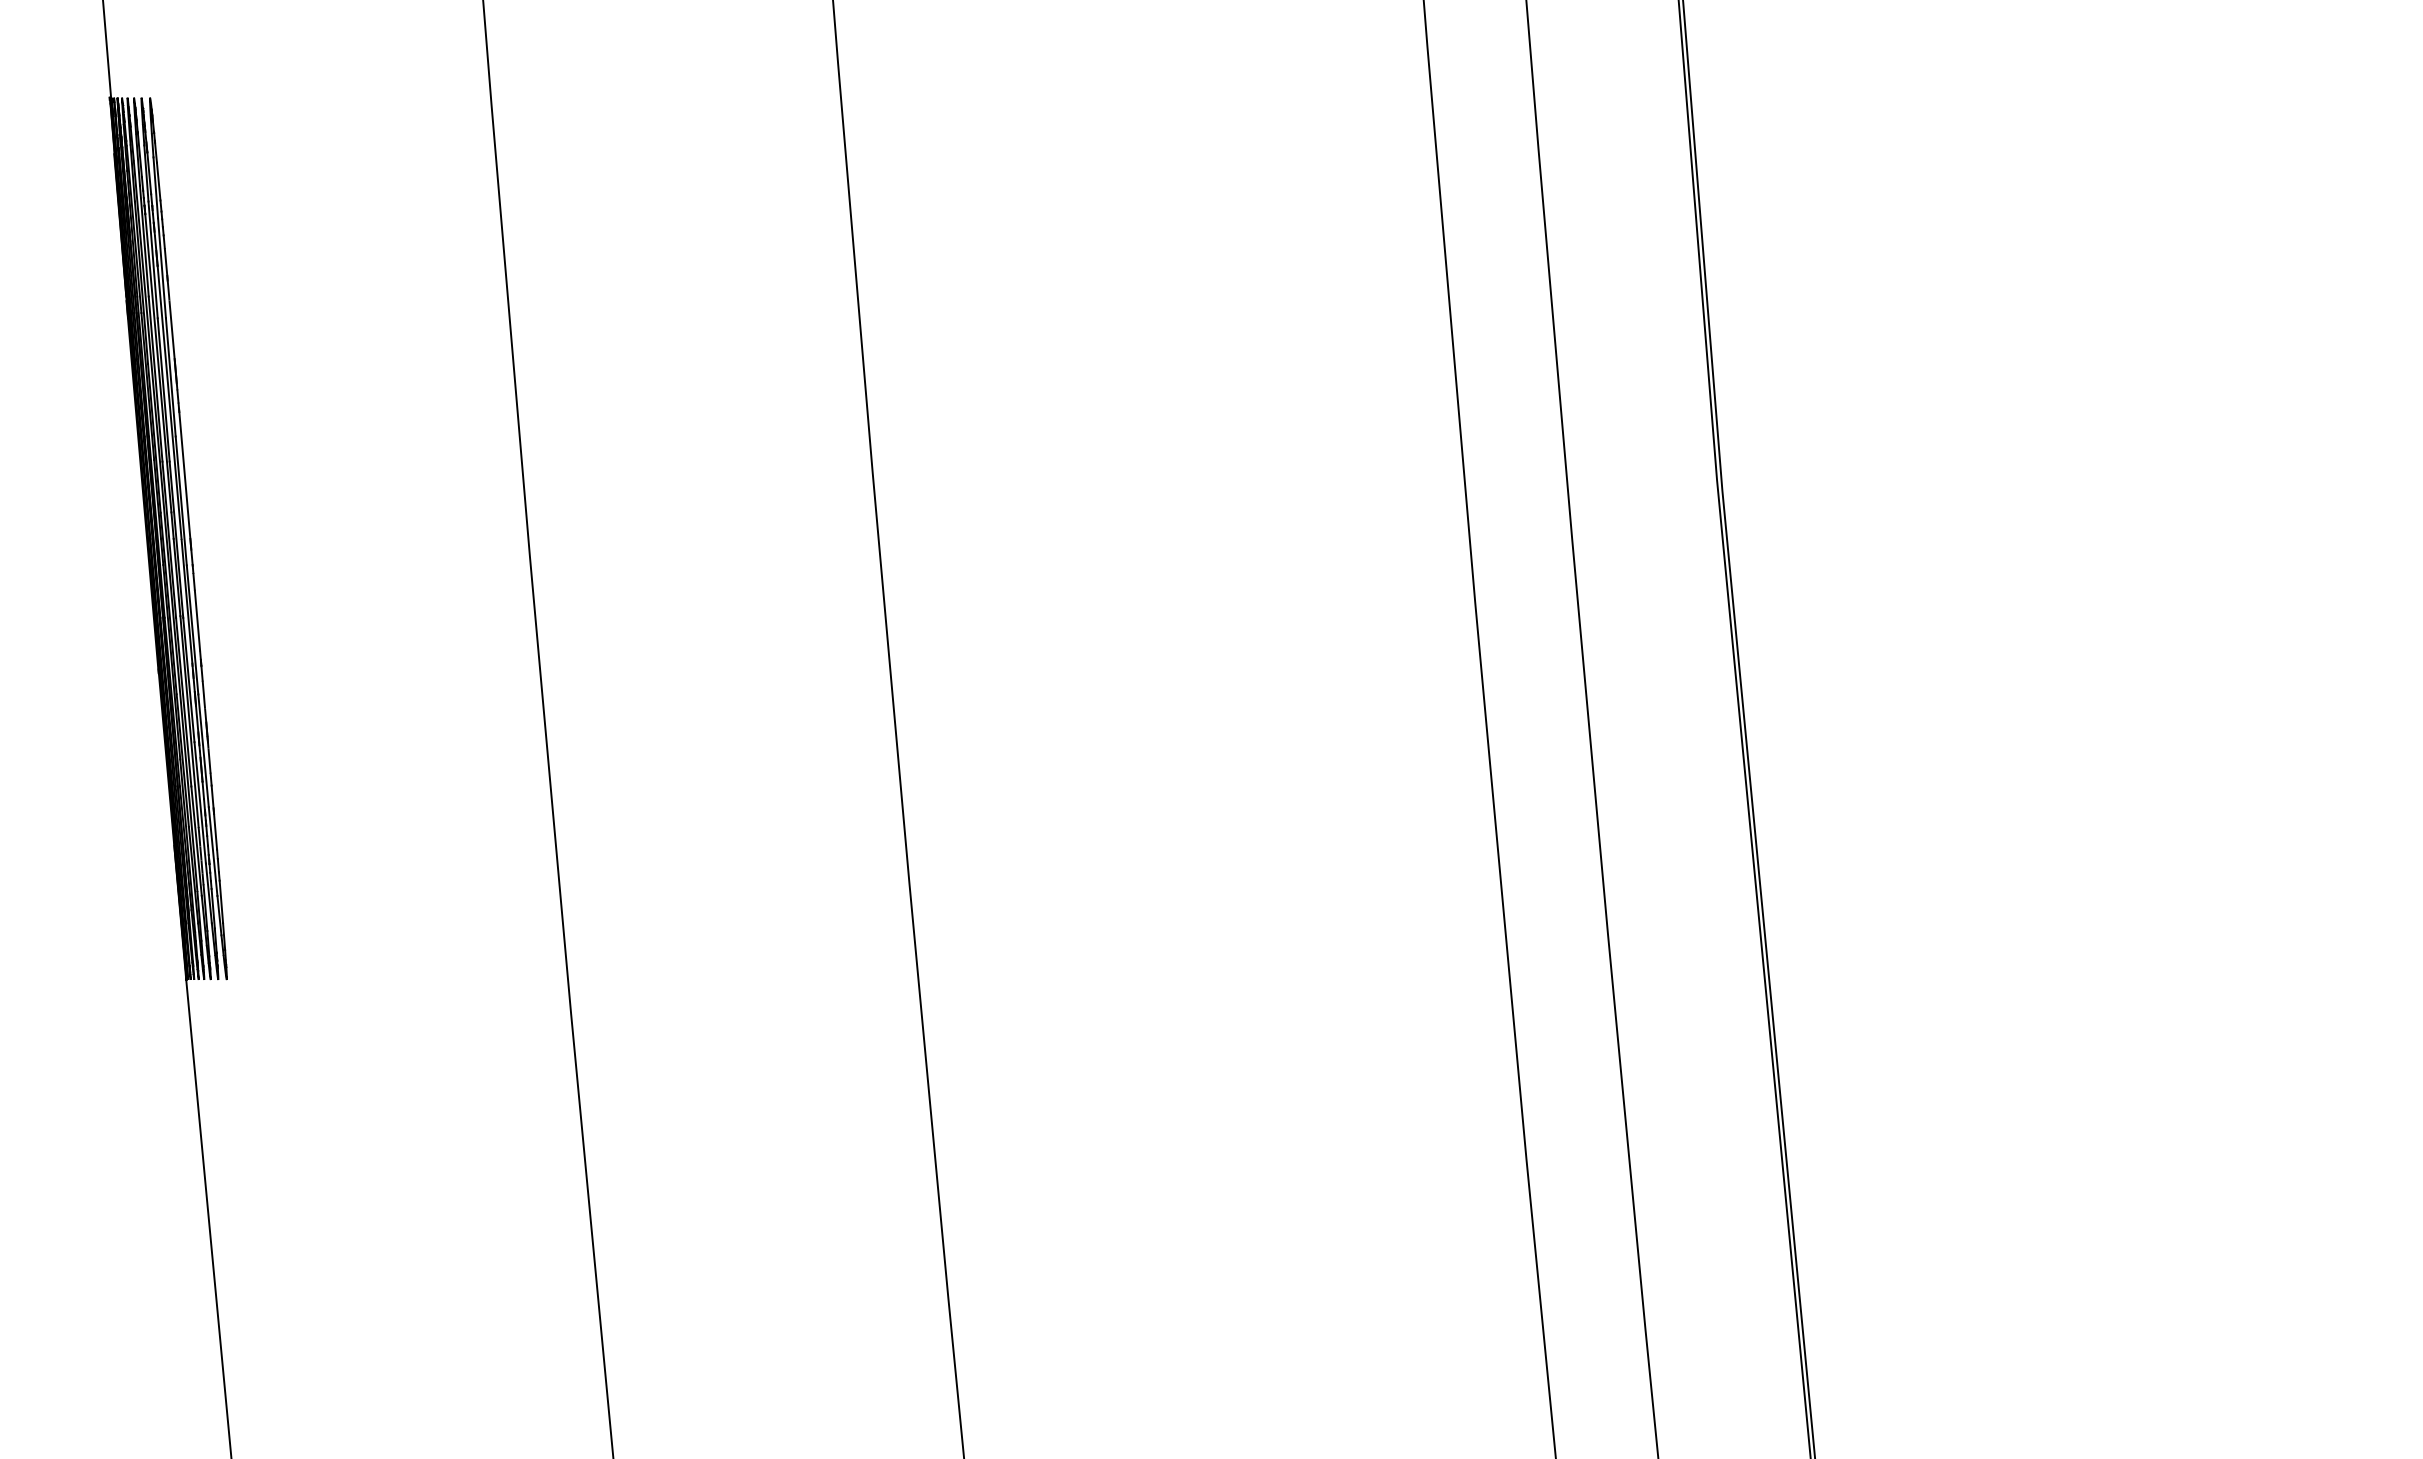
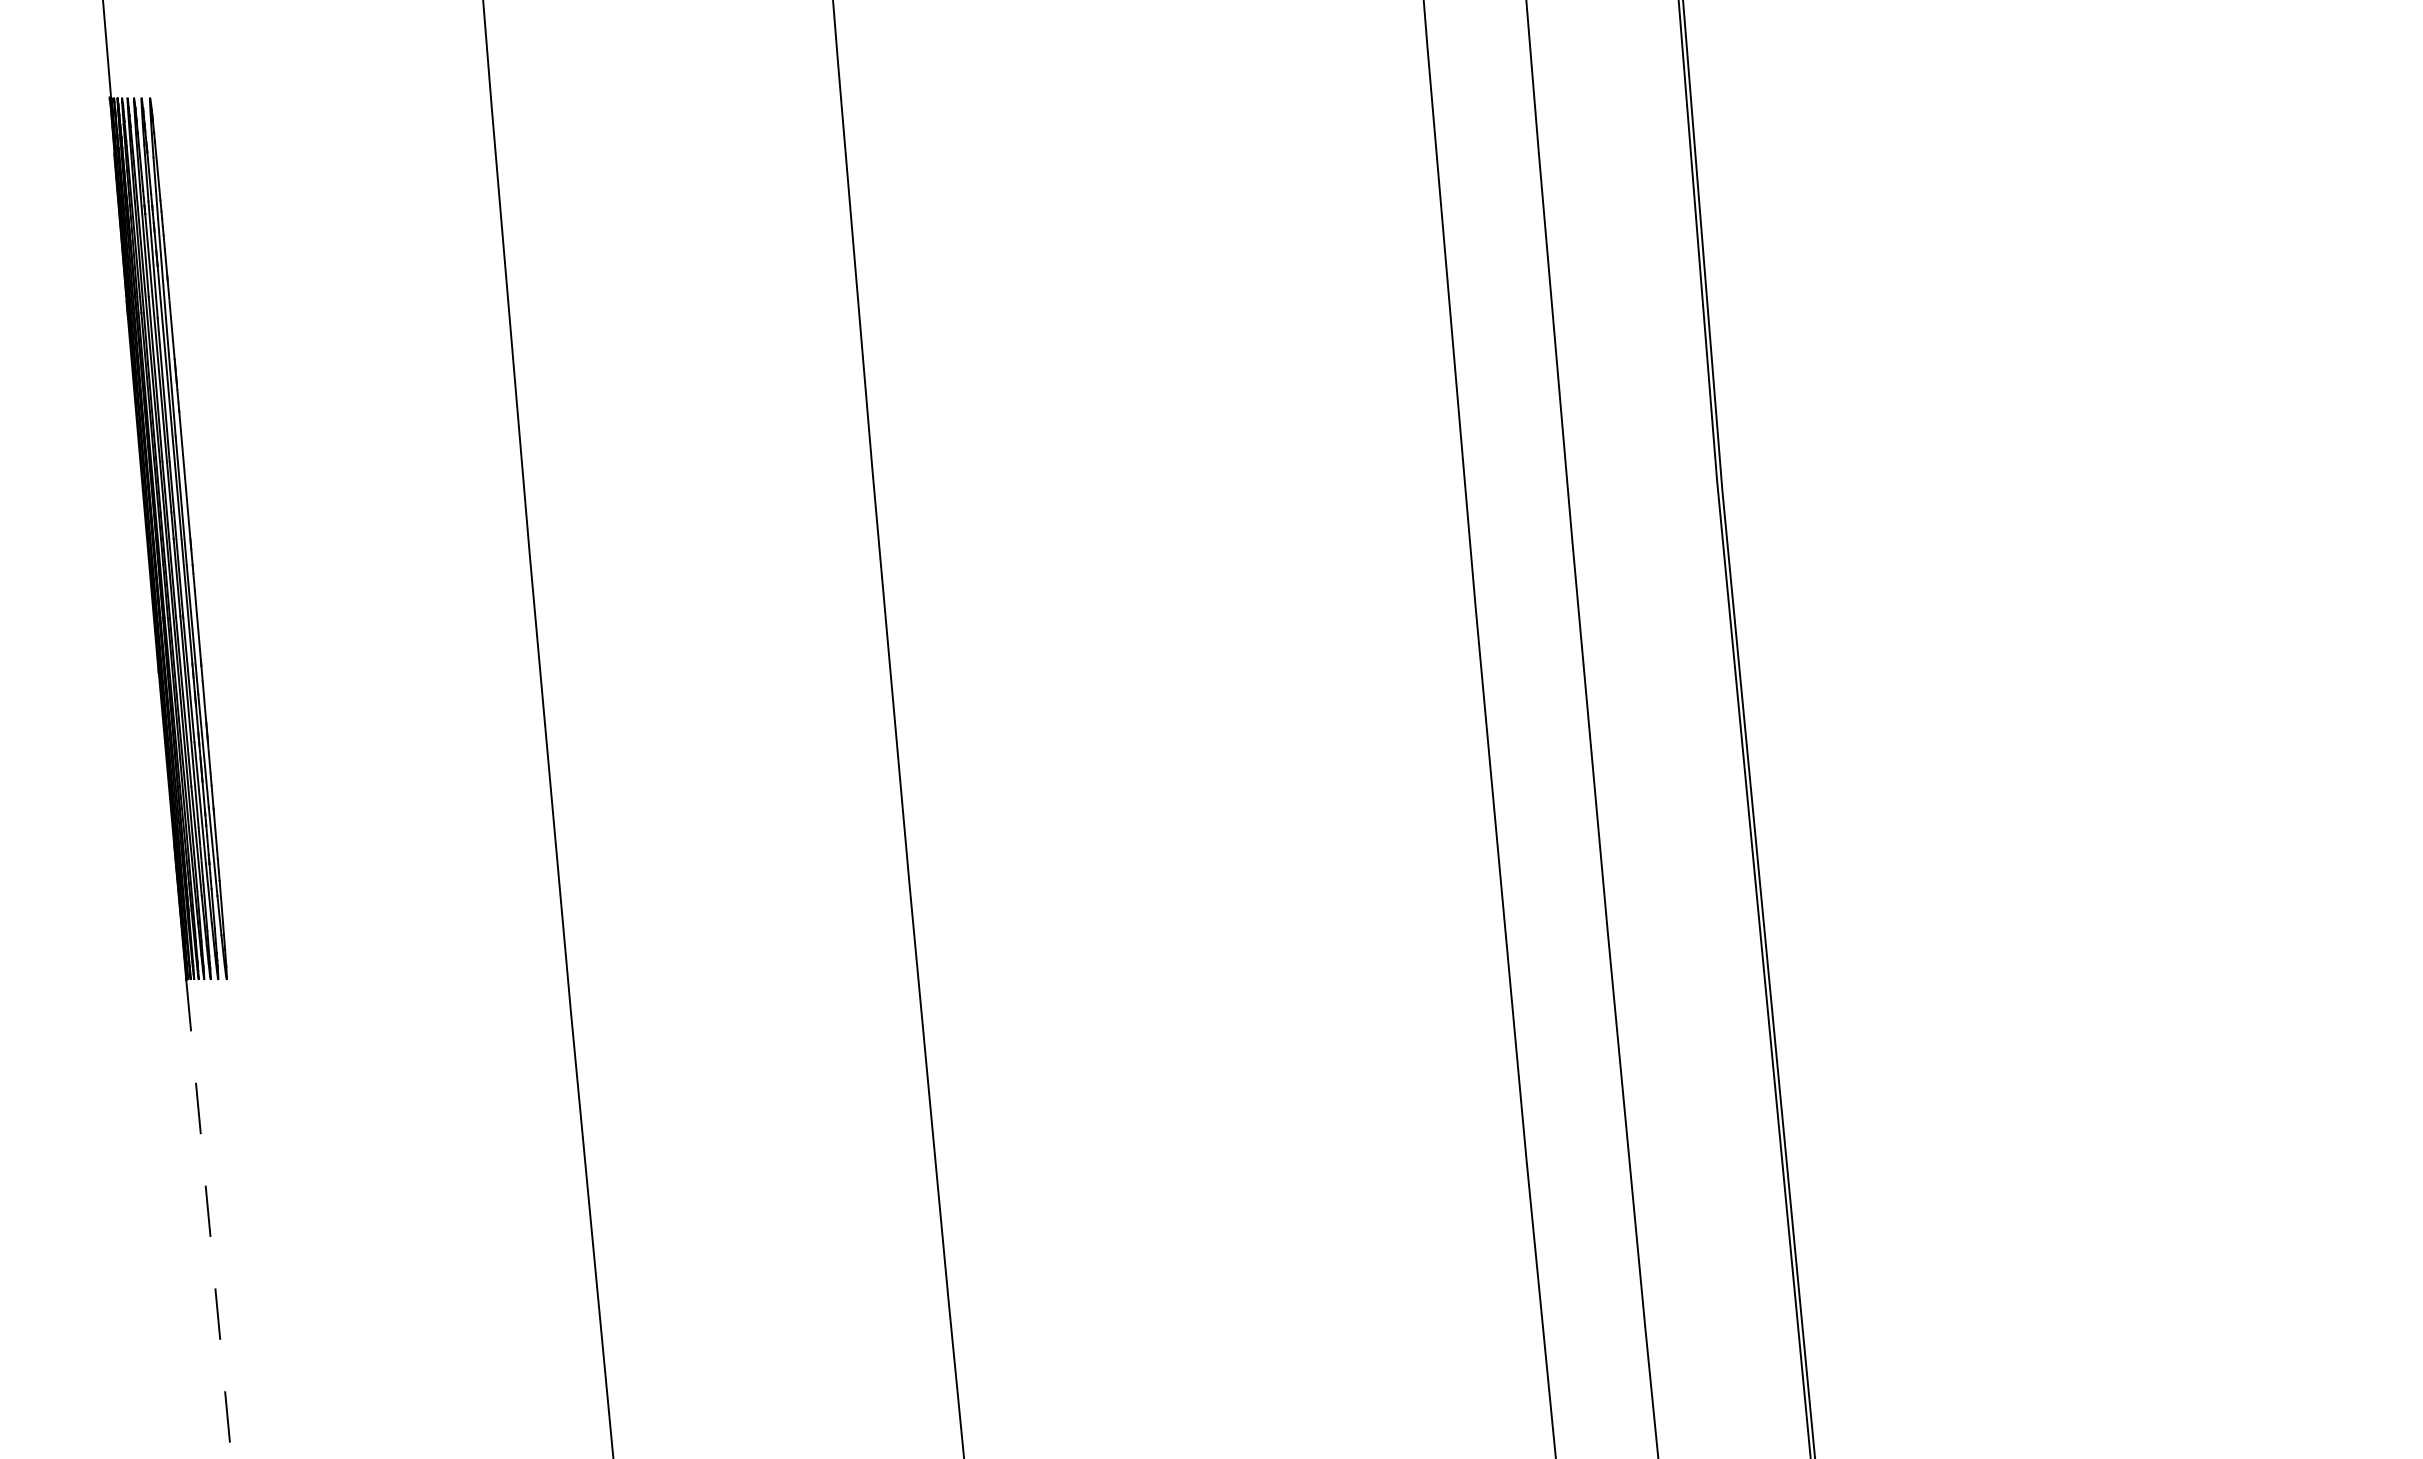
line: solid -> dashed (208, 1219)
